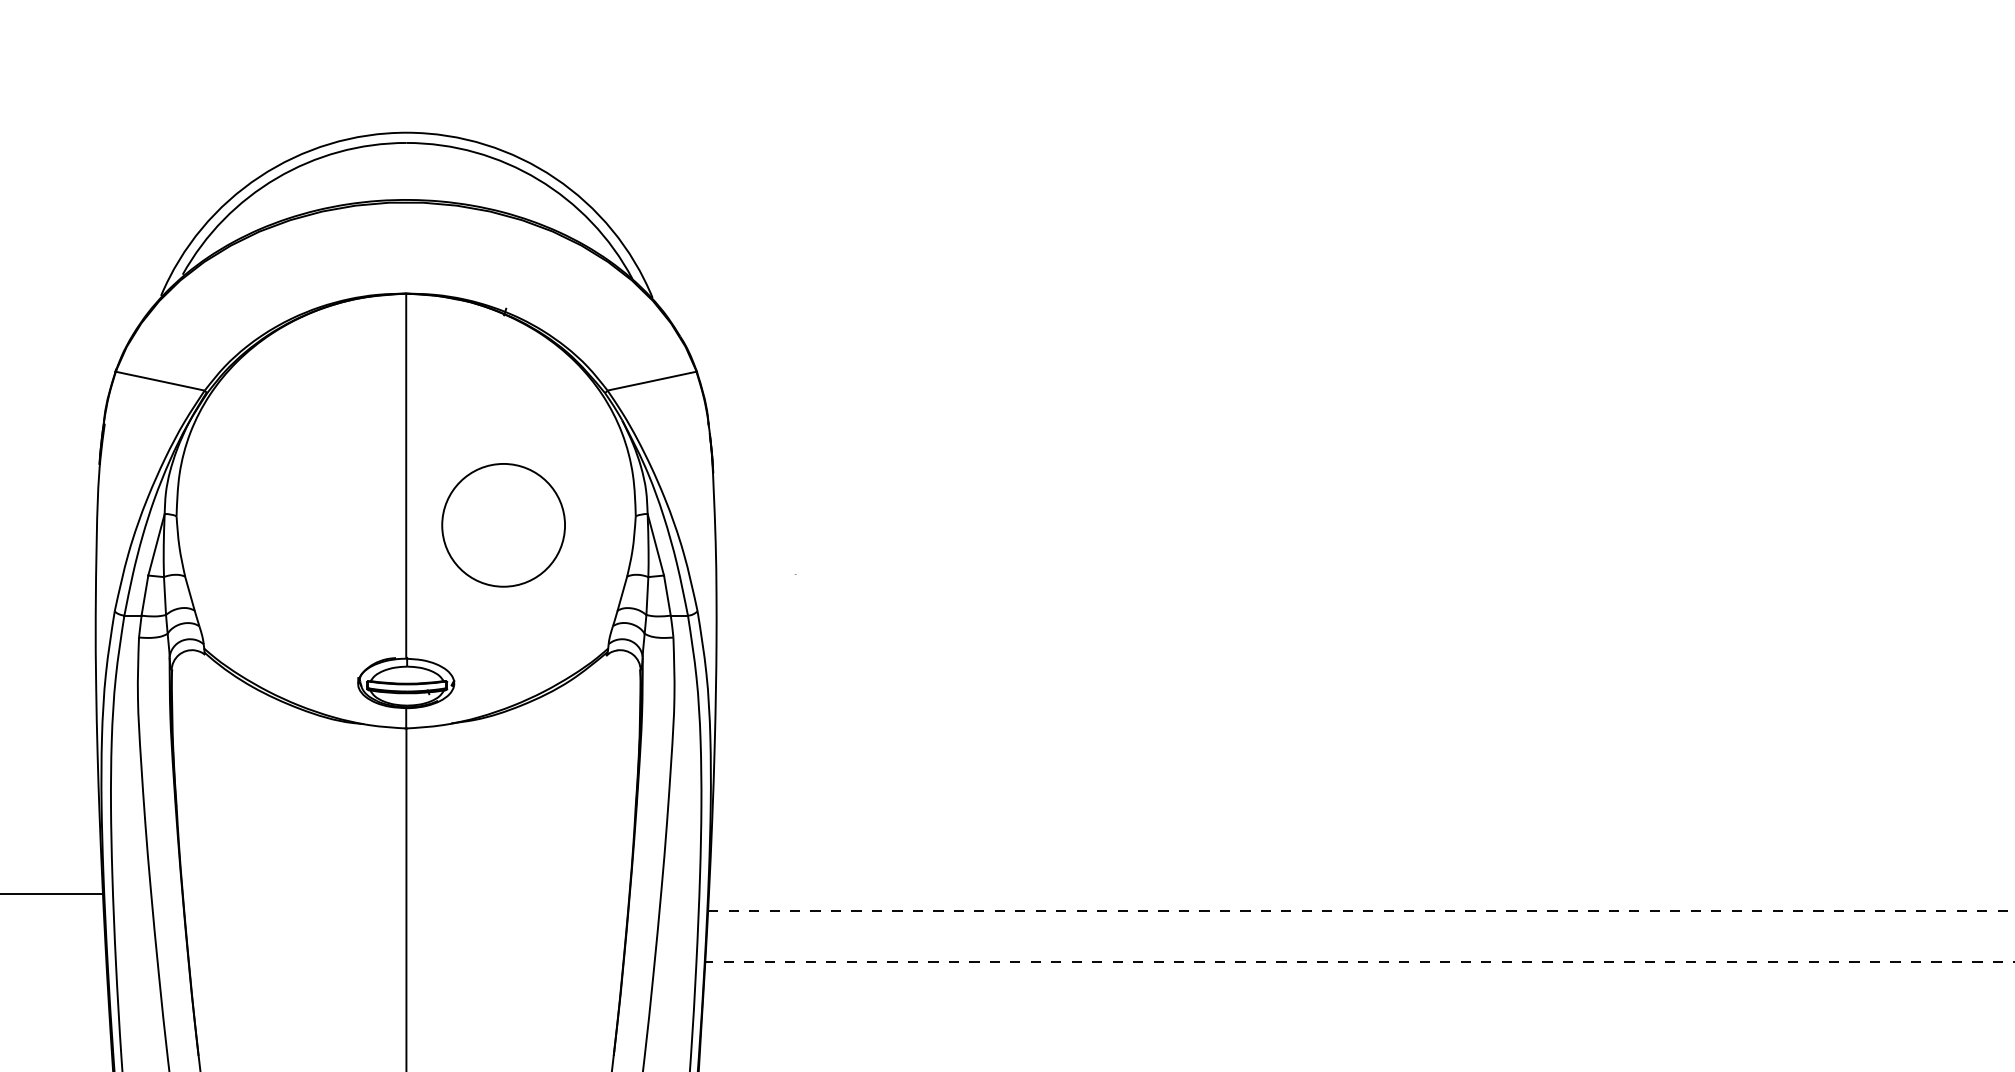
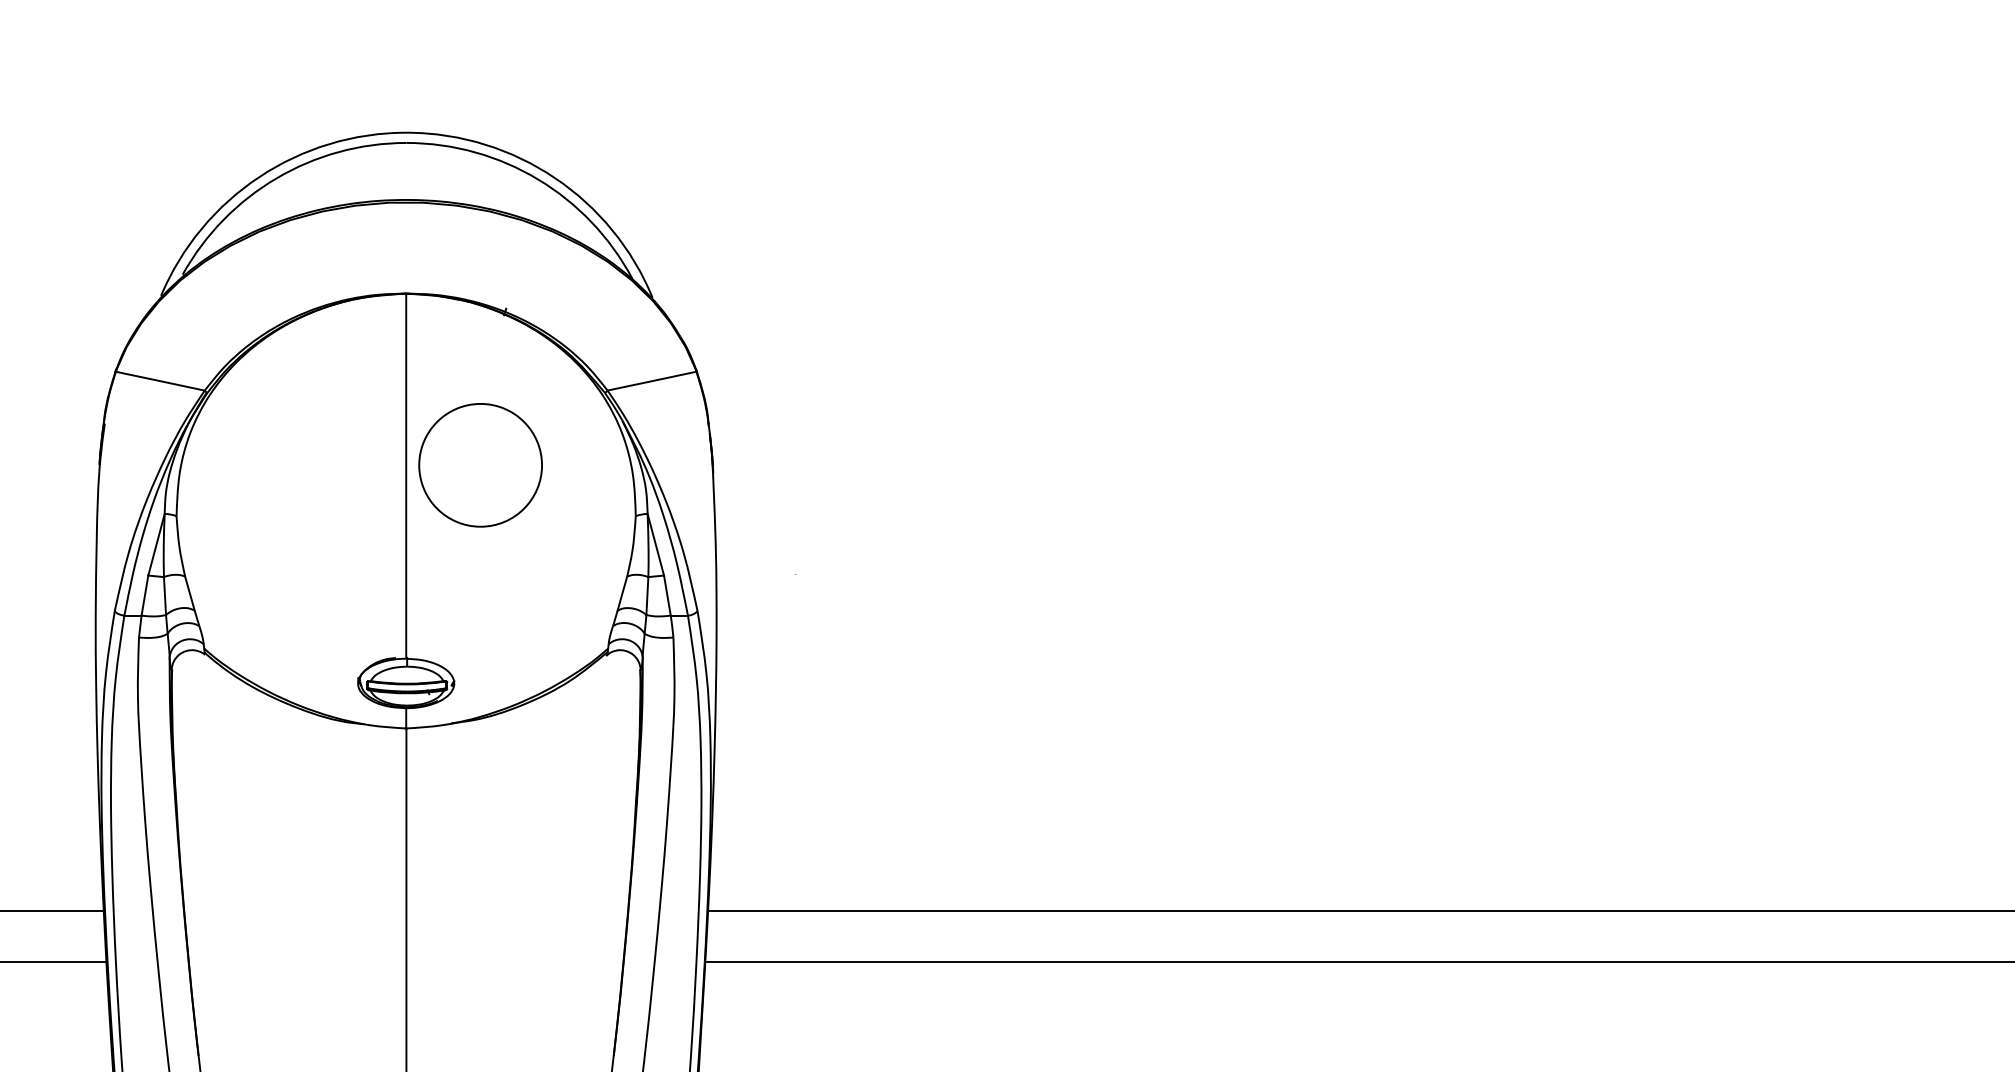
circle position: (503, 525) -> (480, 465) (480, 465)
line position: (52, 893) -> (52, 910) (52, 910)
line: dashed -> solid (1361, 910)
line: none -> present (54, 961)
line: dashed -> solid (1359, 961)
